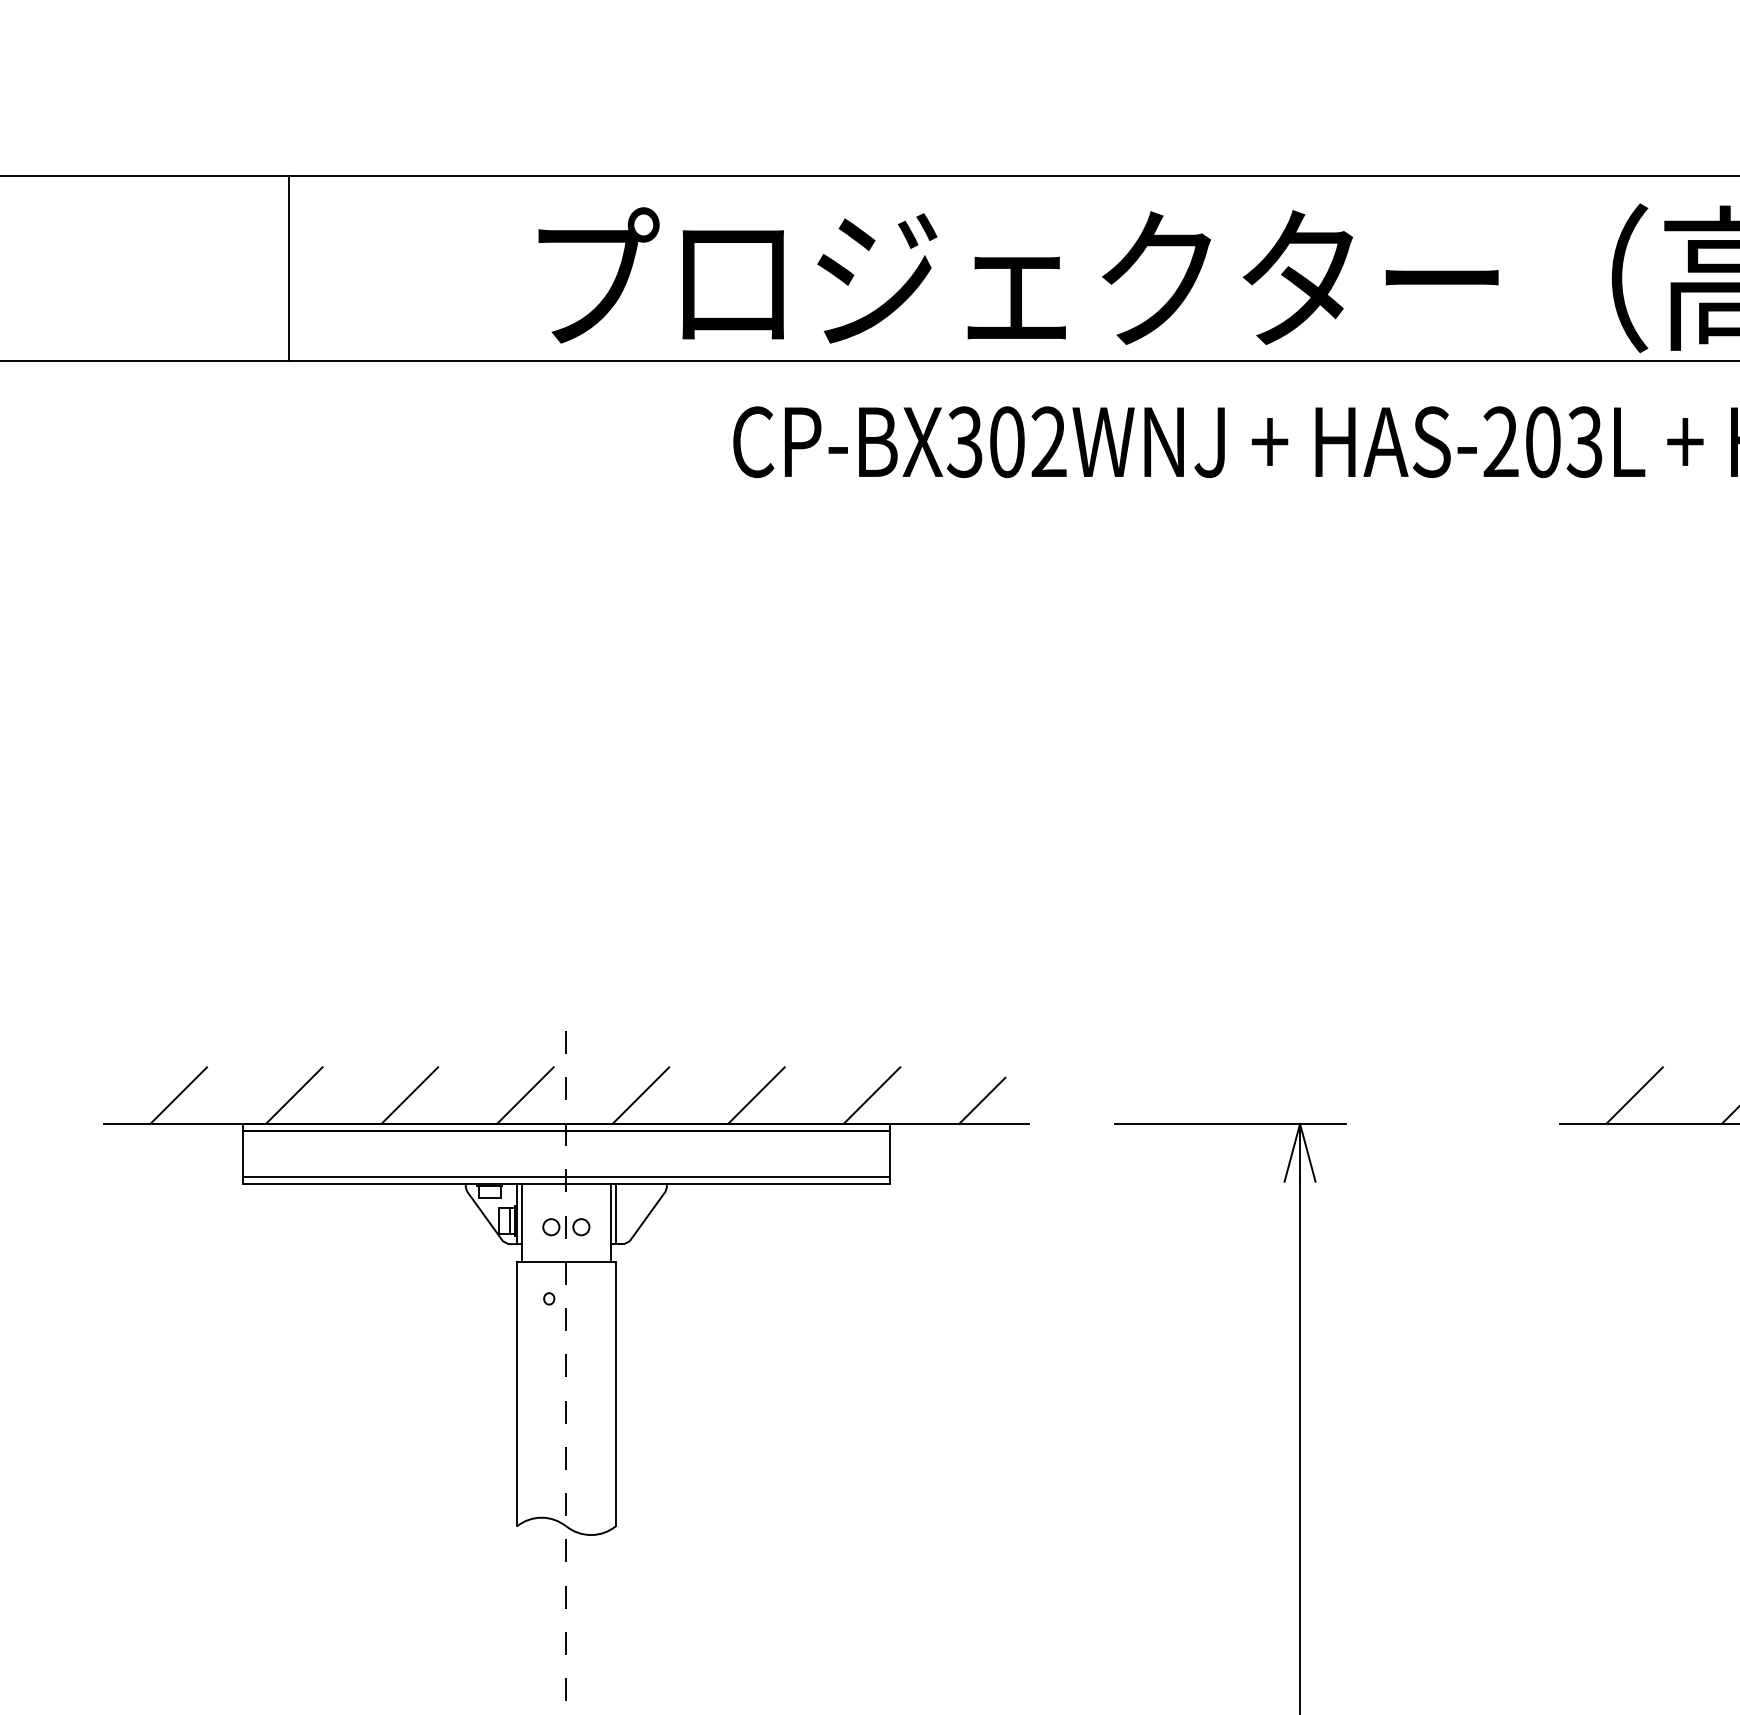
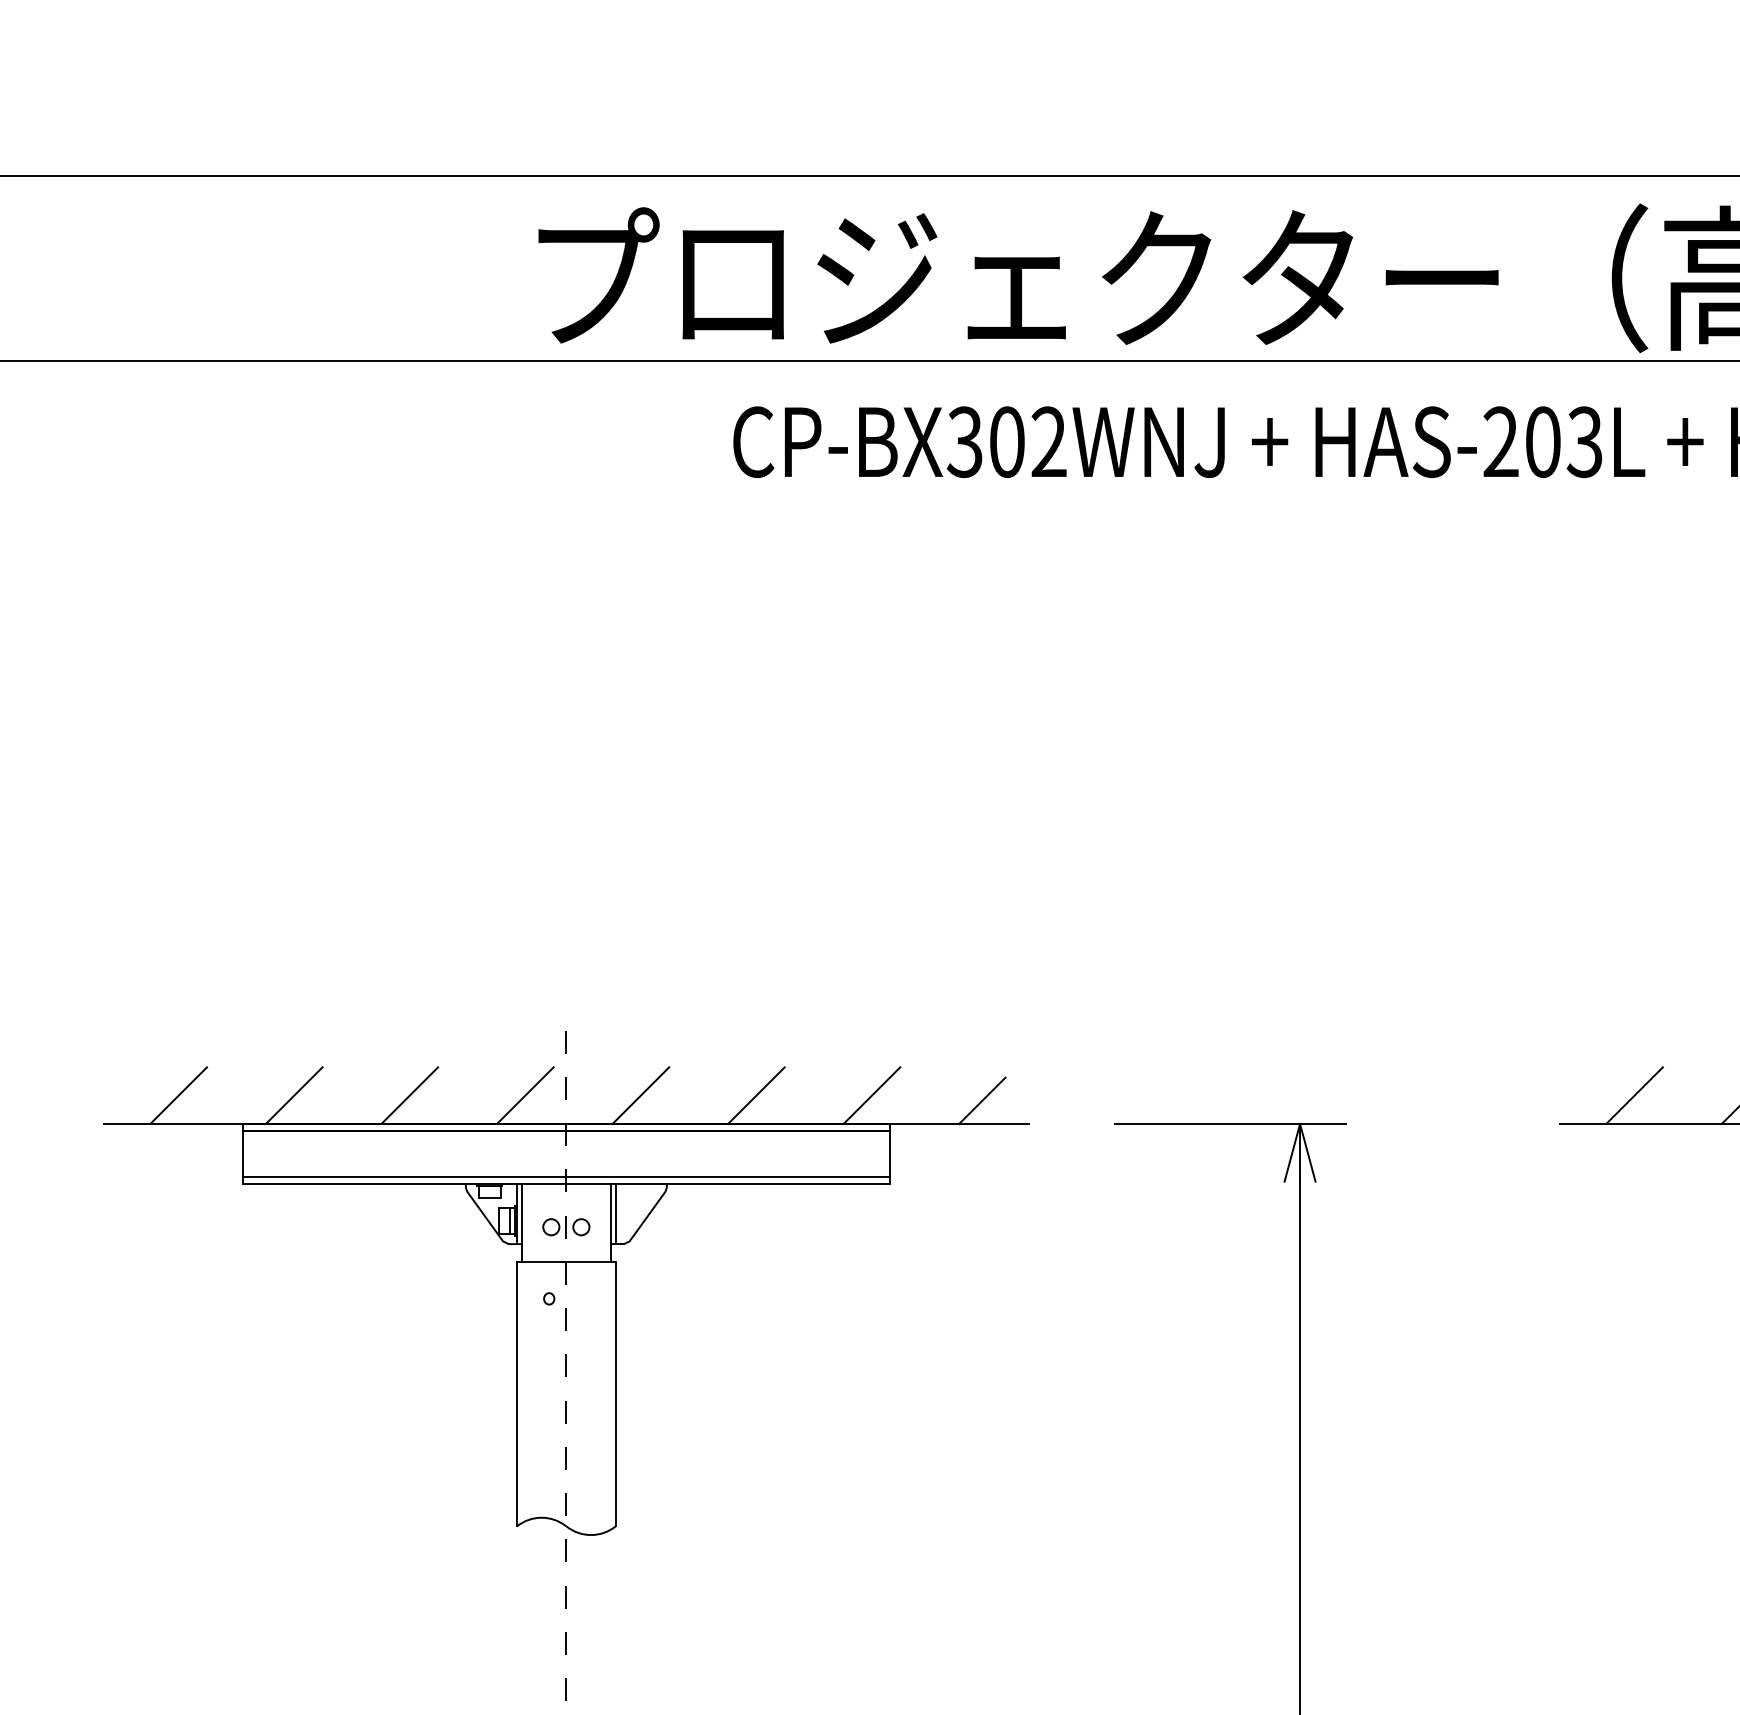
line: present -> none (289, 268)
